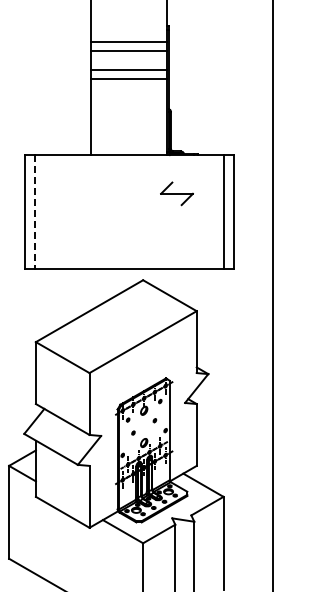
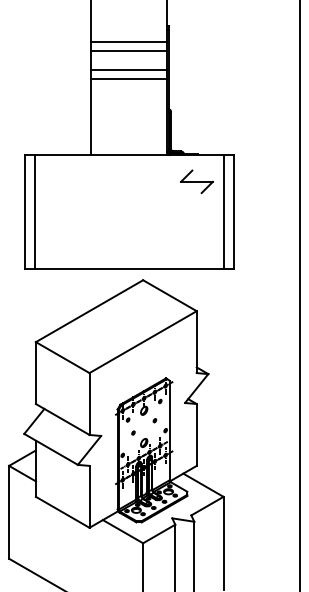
part position: (176, 193) -> (196, 181) (196, 181)
line: dashed -> solid (34, 212)
line position: (272, 295) -> (299, 295) (299, 295)
